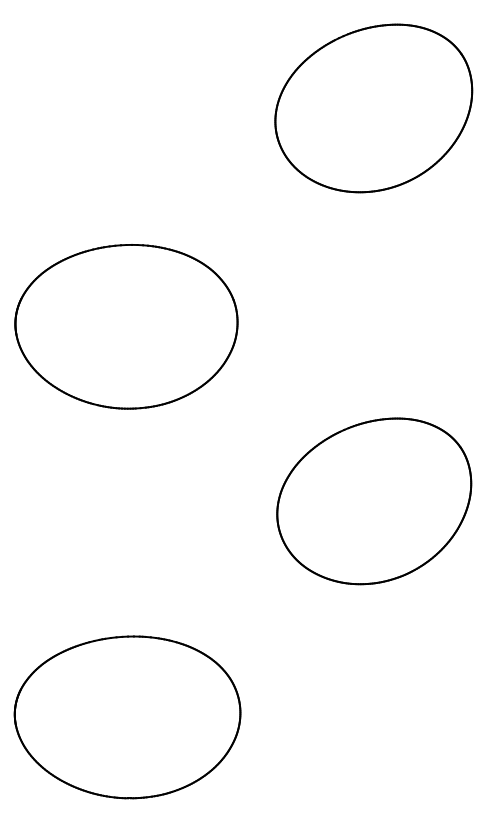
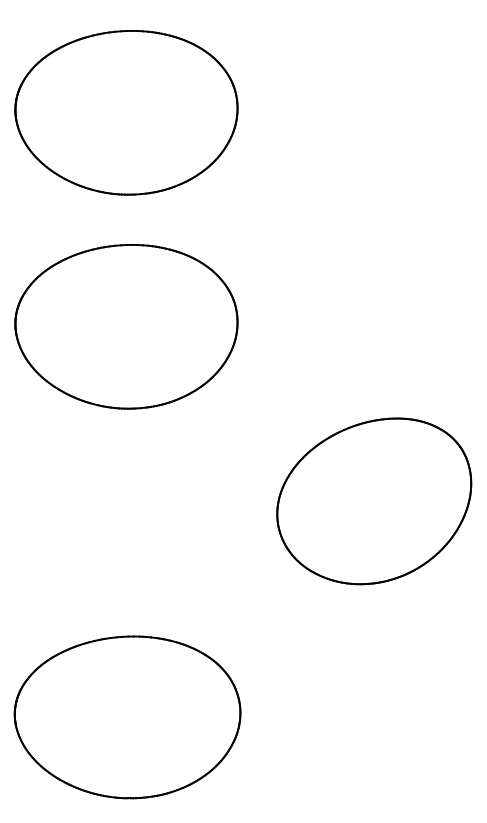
part: present -> none (373, 108)
part: none -> present (126, 112)
